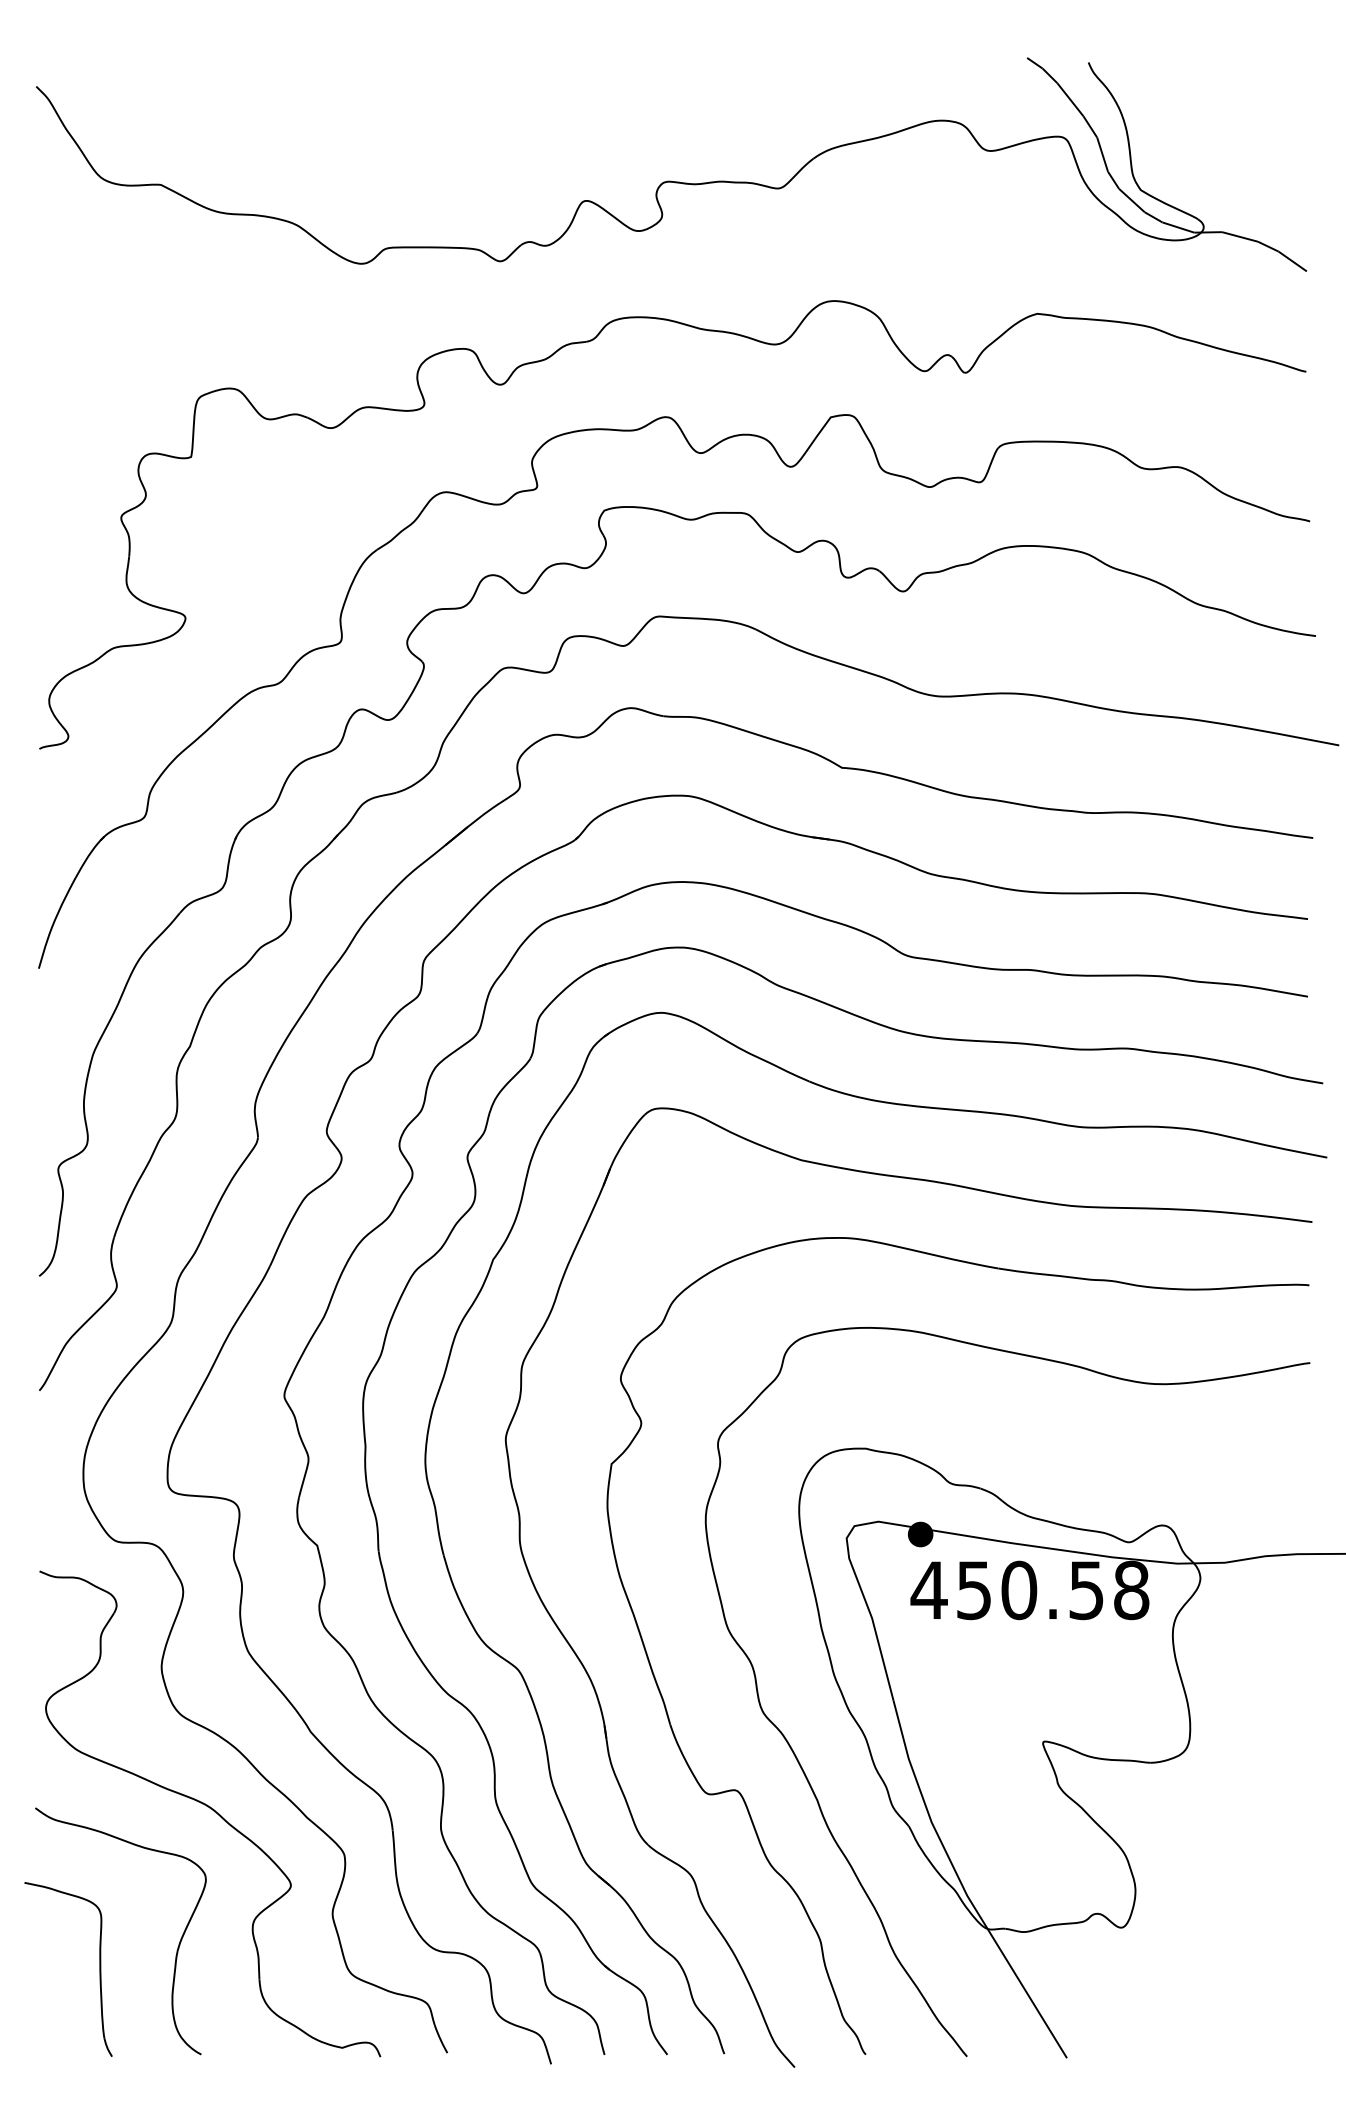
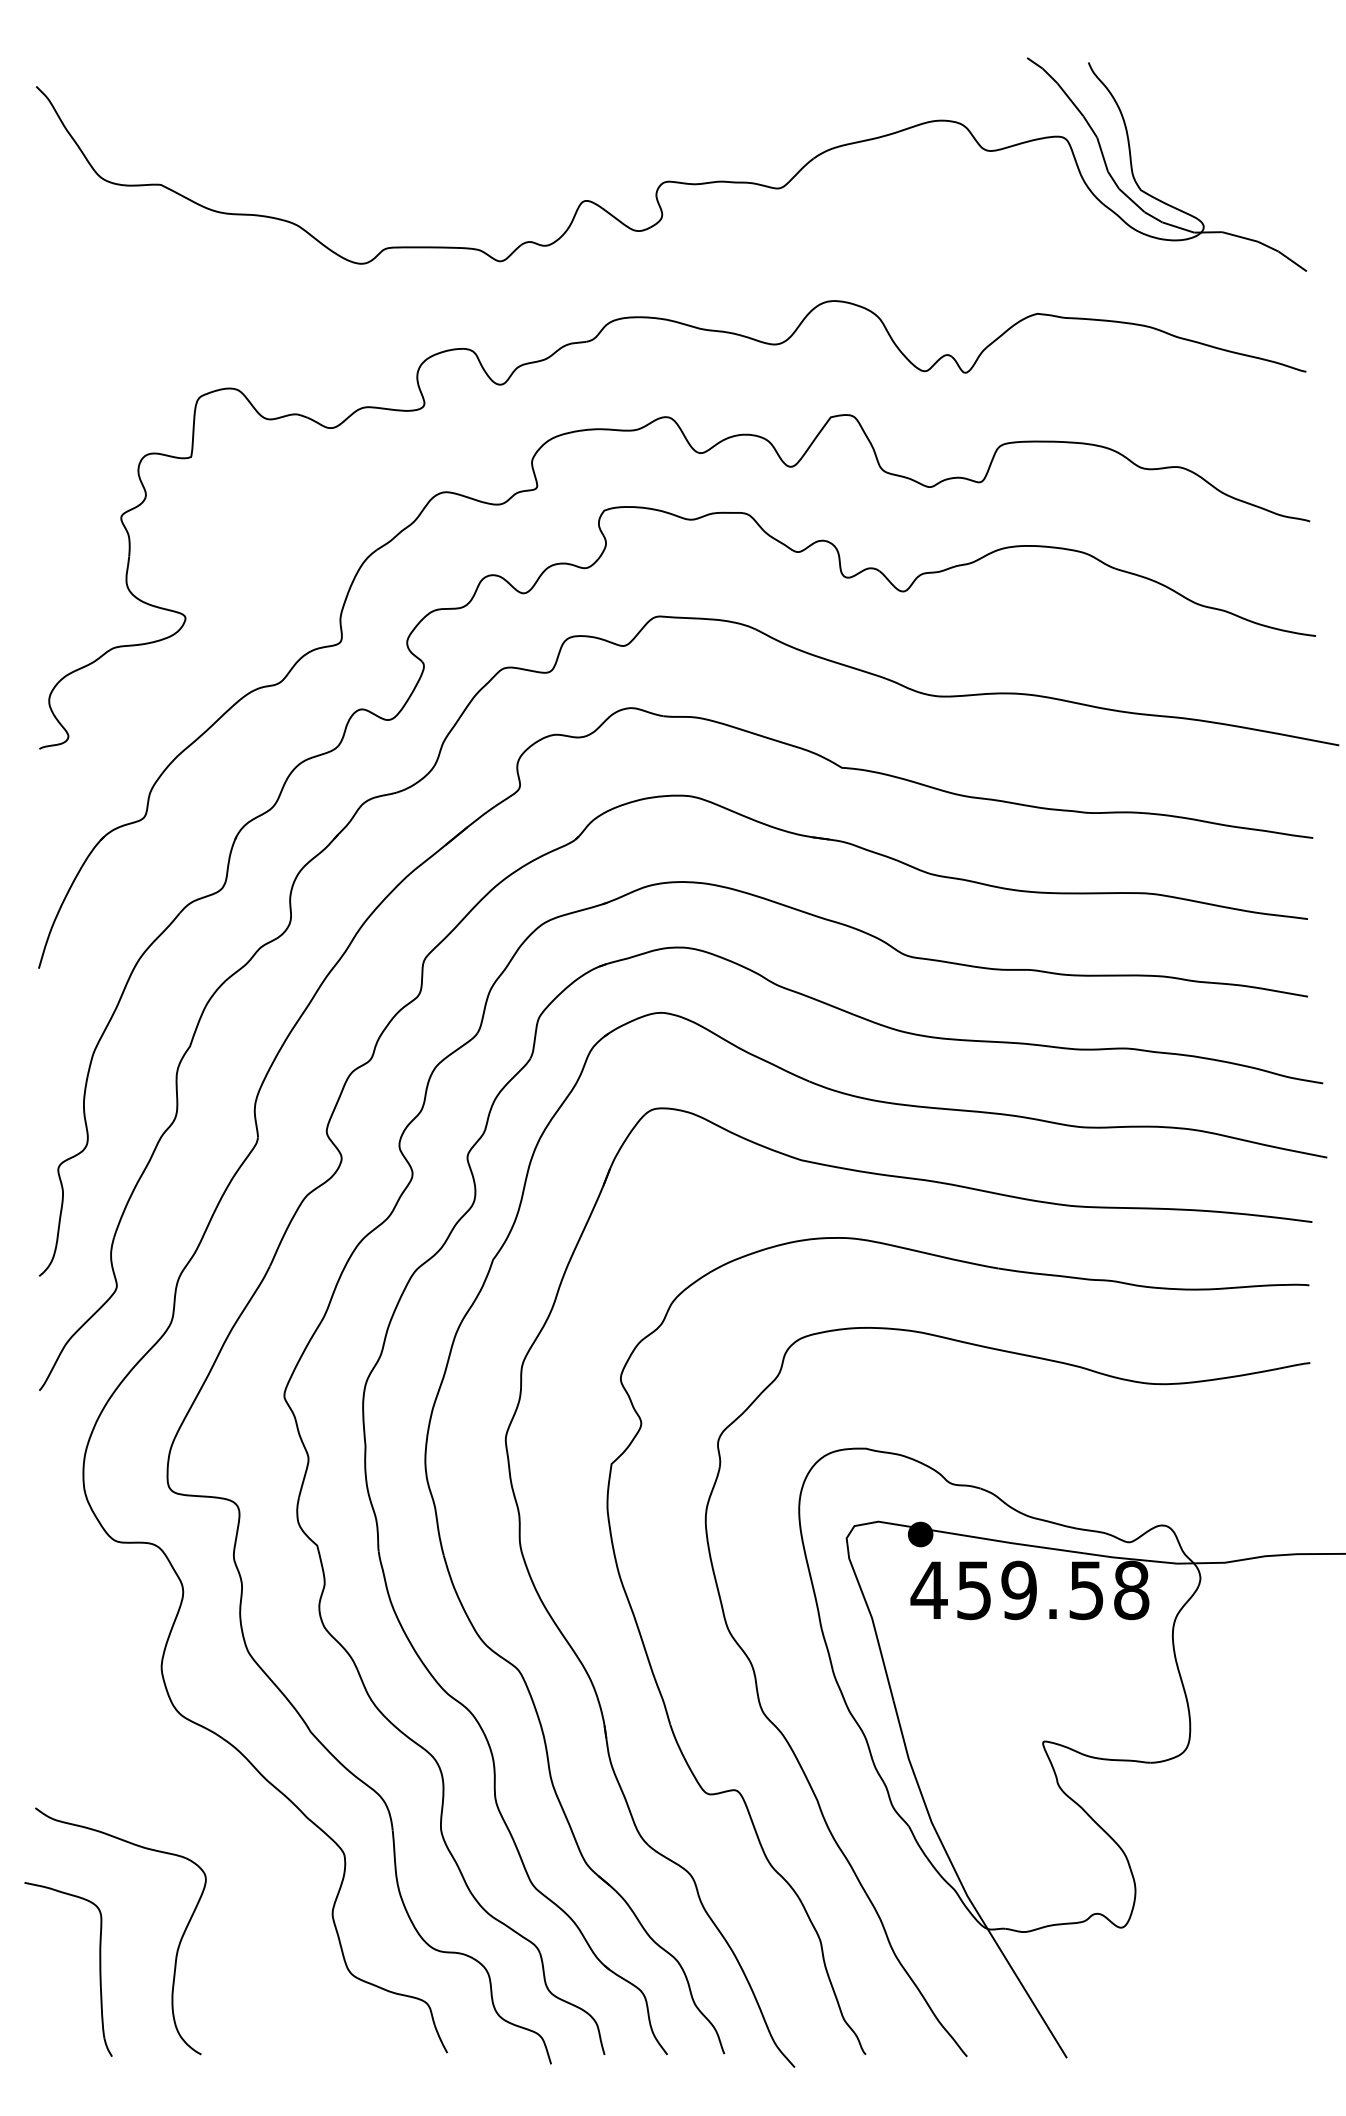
text: 450.58 -> 459.58 (1019, 1590)
part: present -> none (210, 1813)
